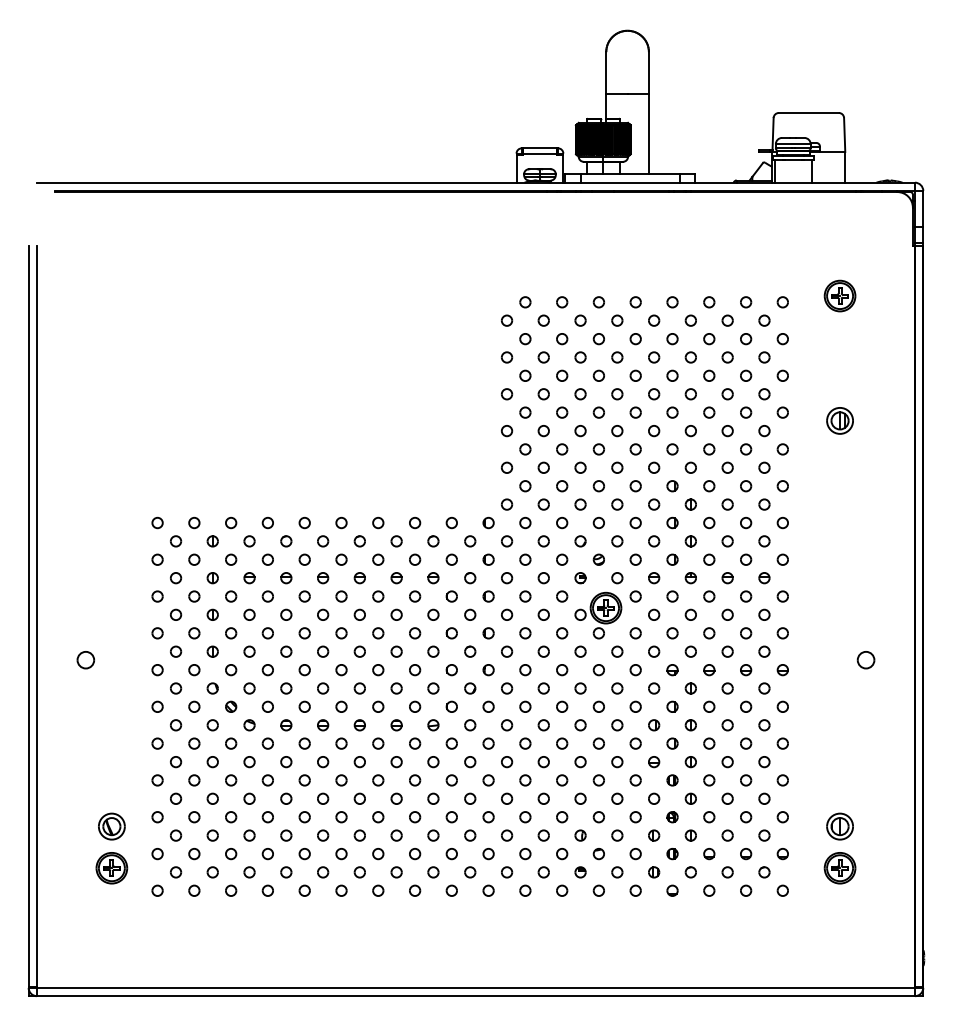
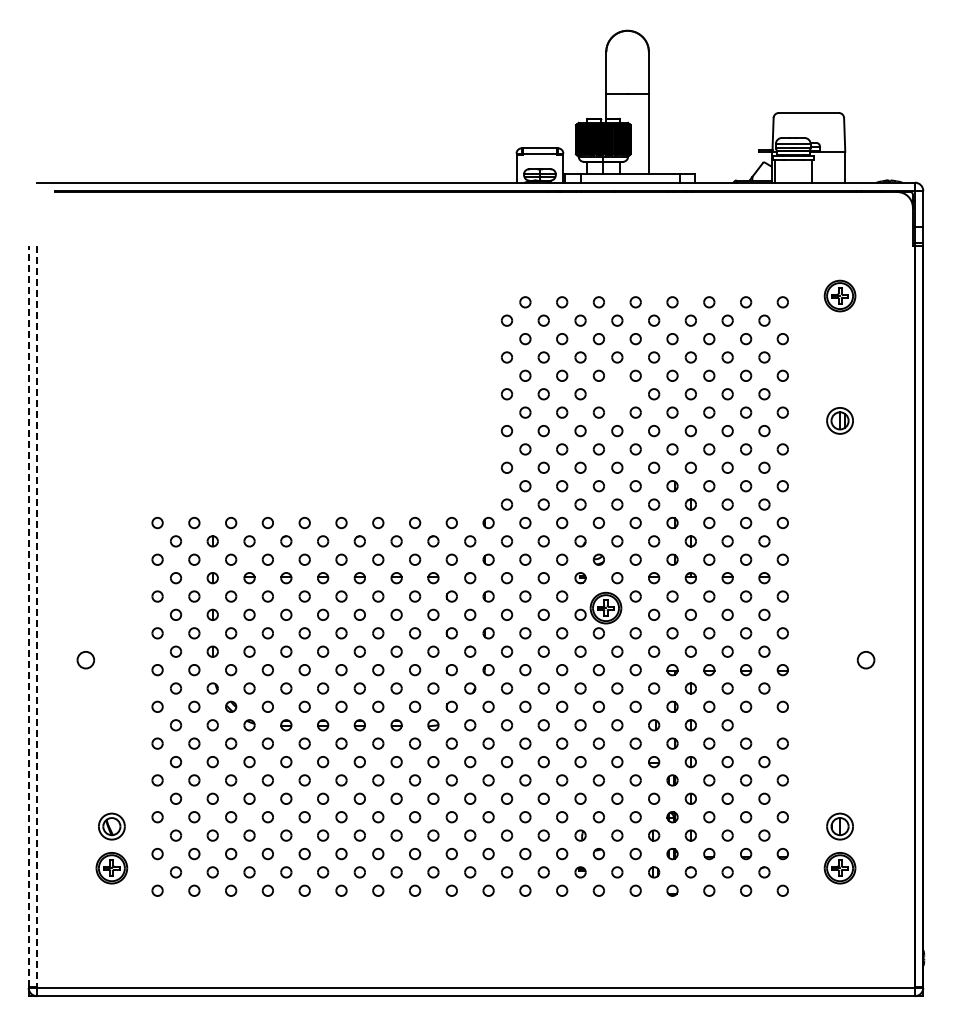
part: present -> none (617, 394)
line: solid -> dashed (28, 615)
line: solid -> dashed (36, 616)
part: present -> none (764, 725)
